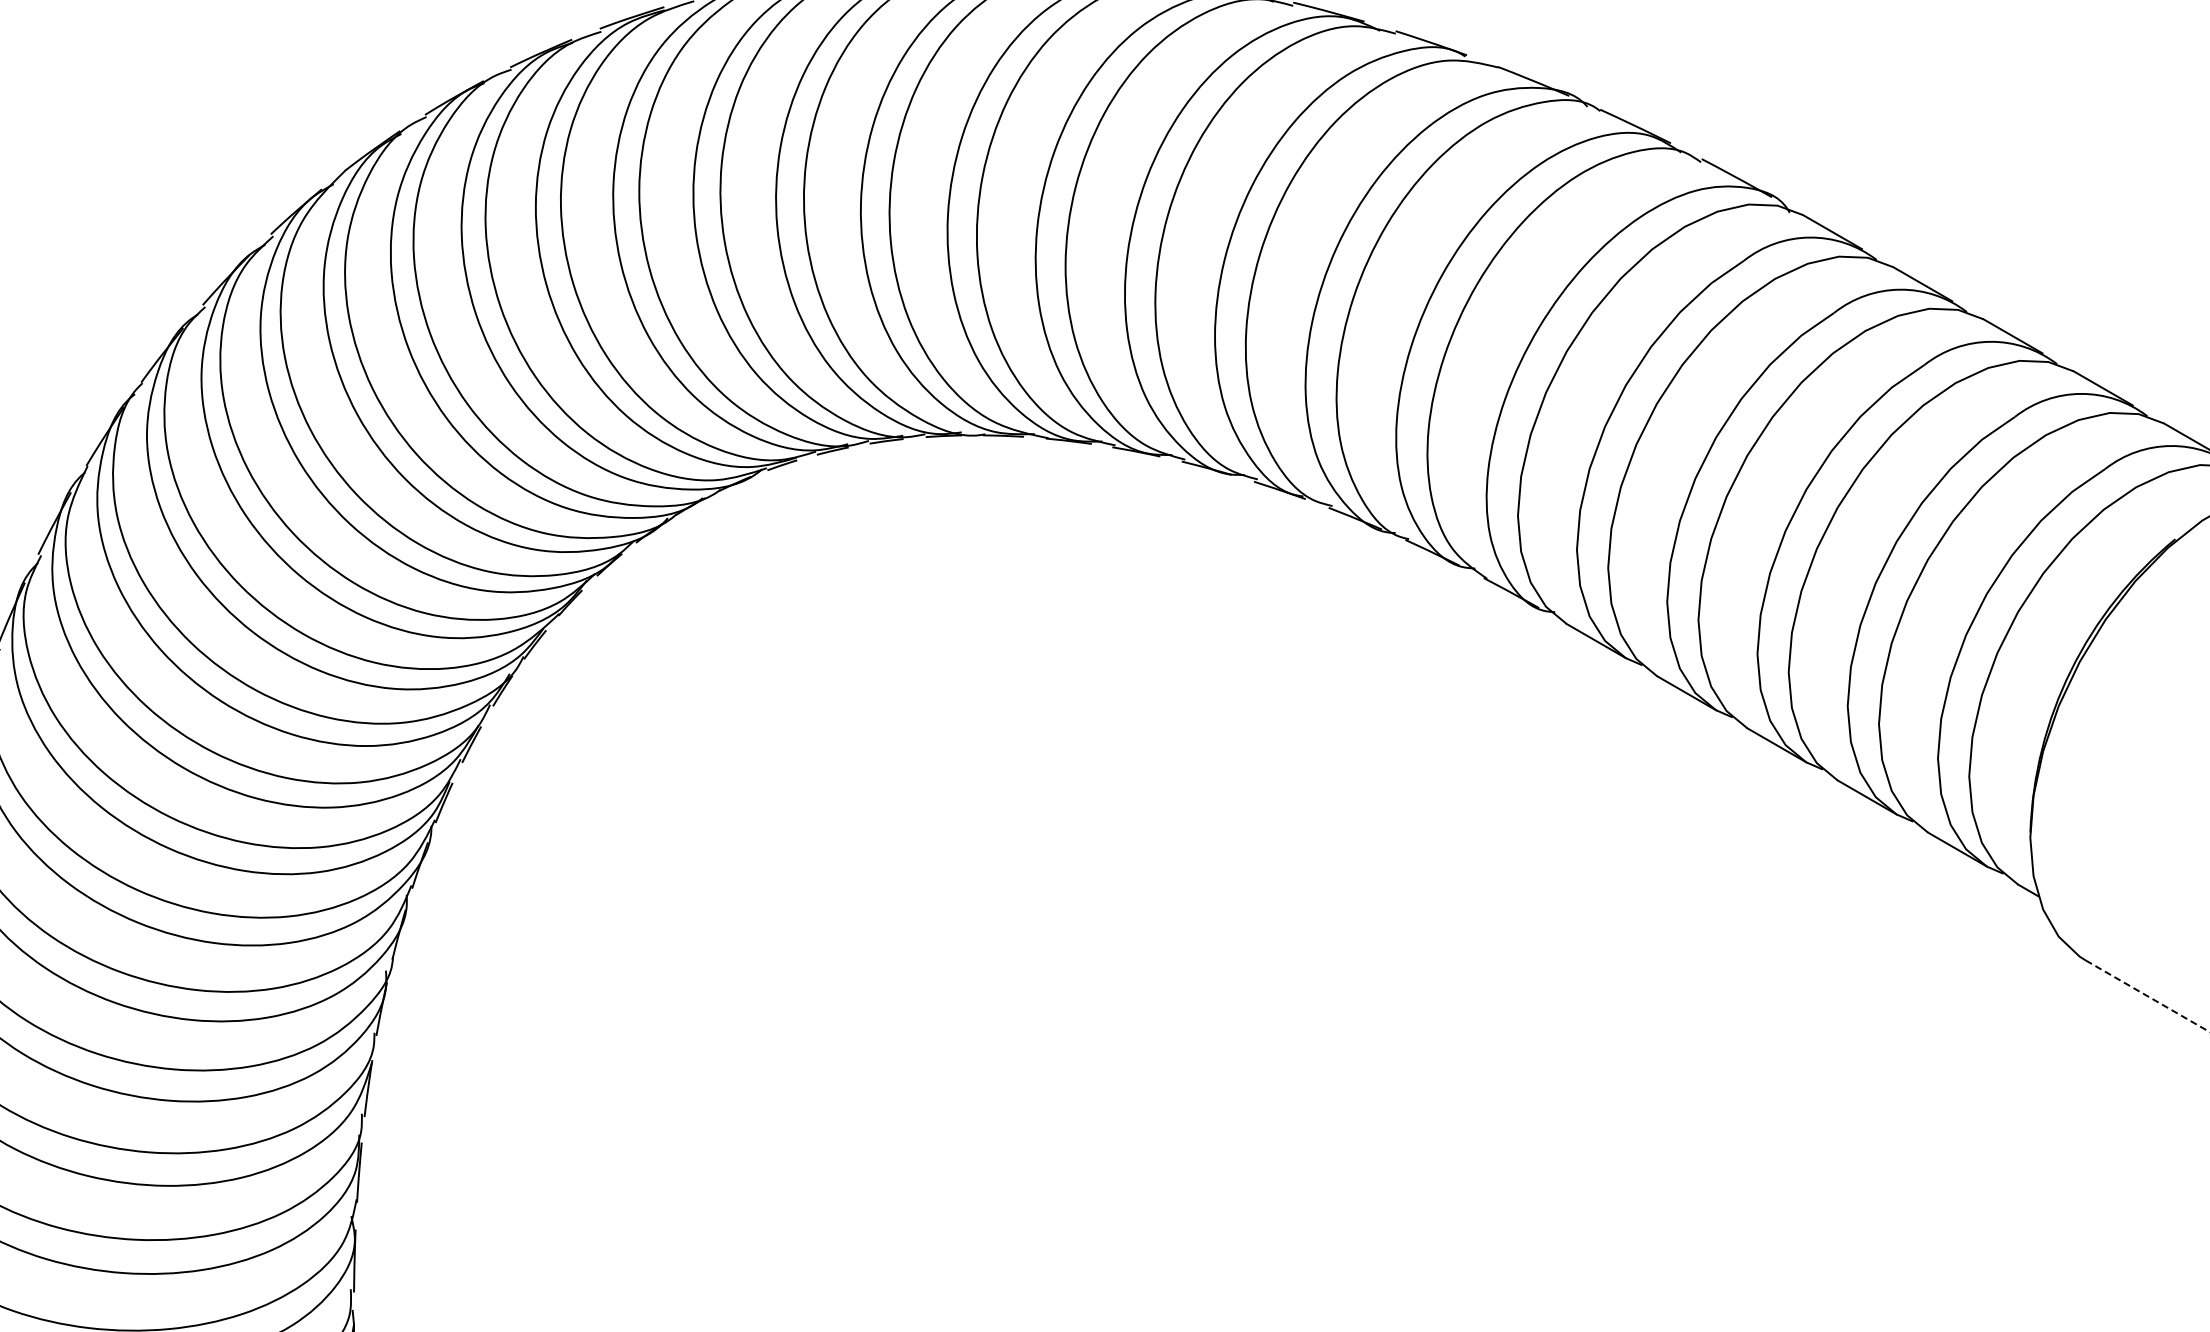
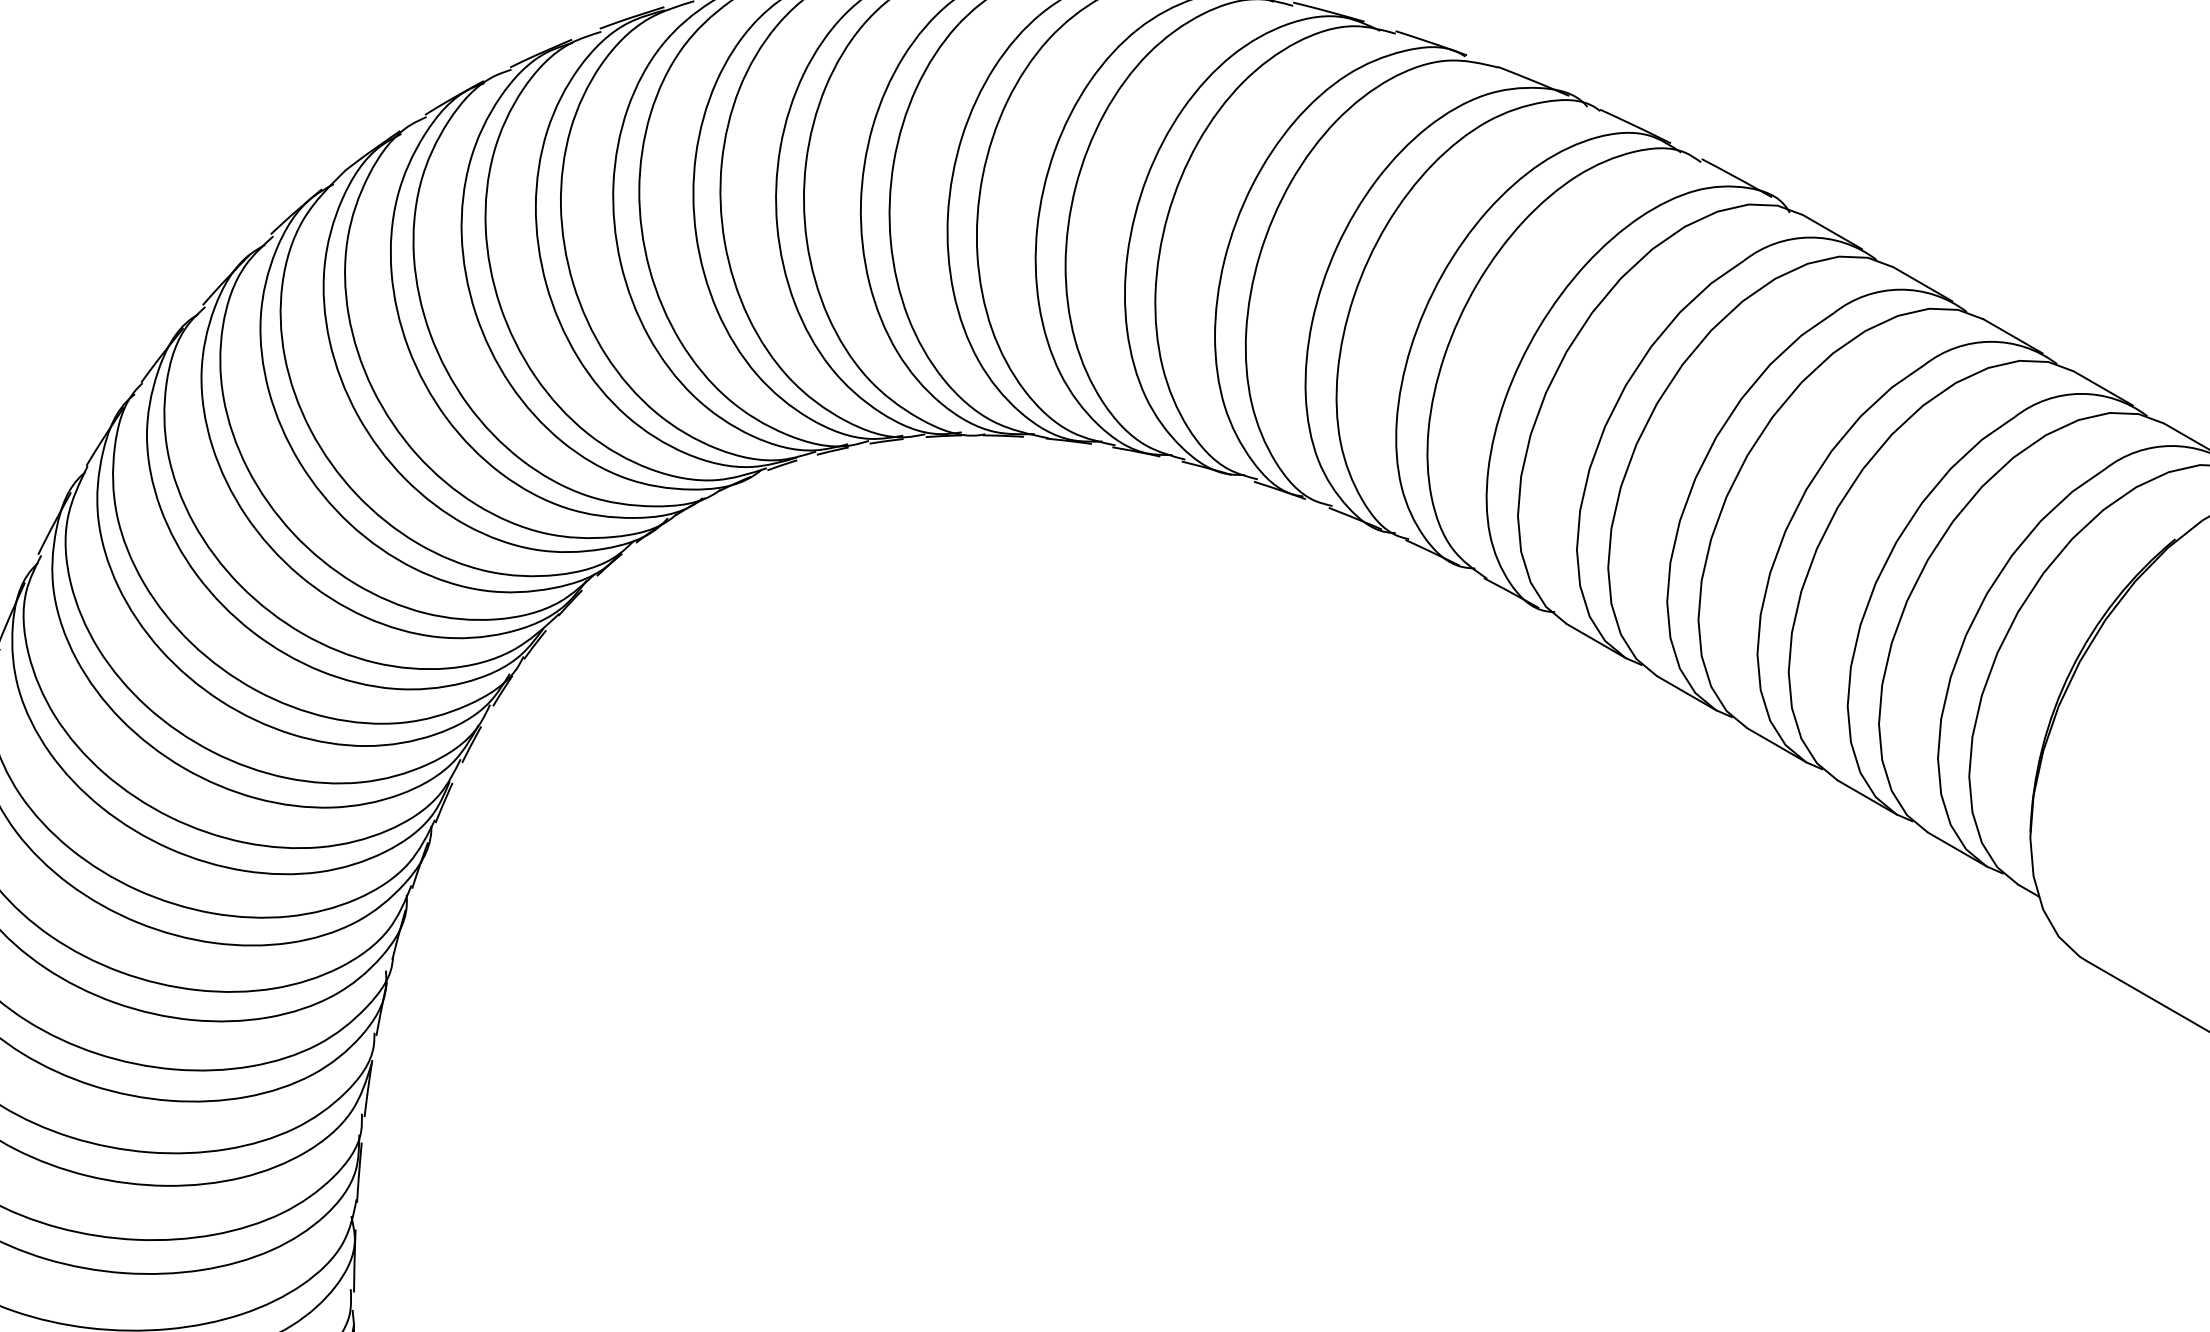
line: dashed -> solid (2148, 996)
